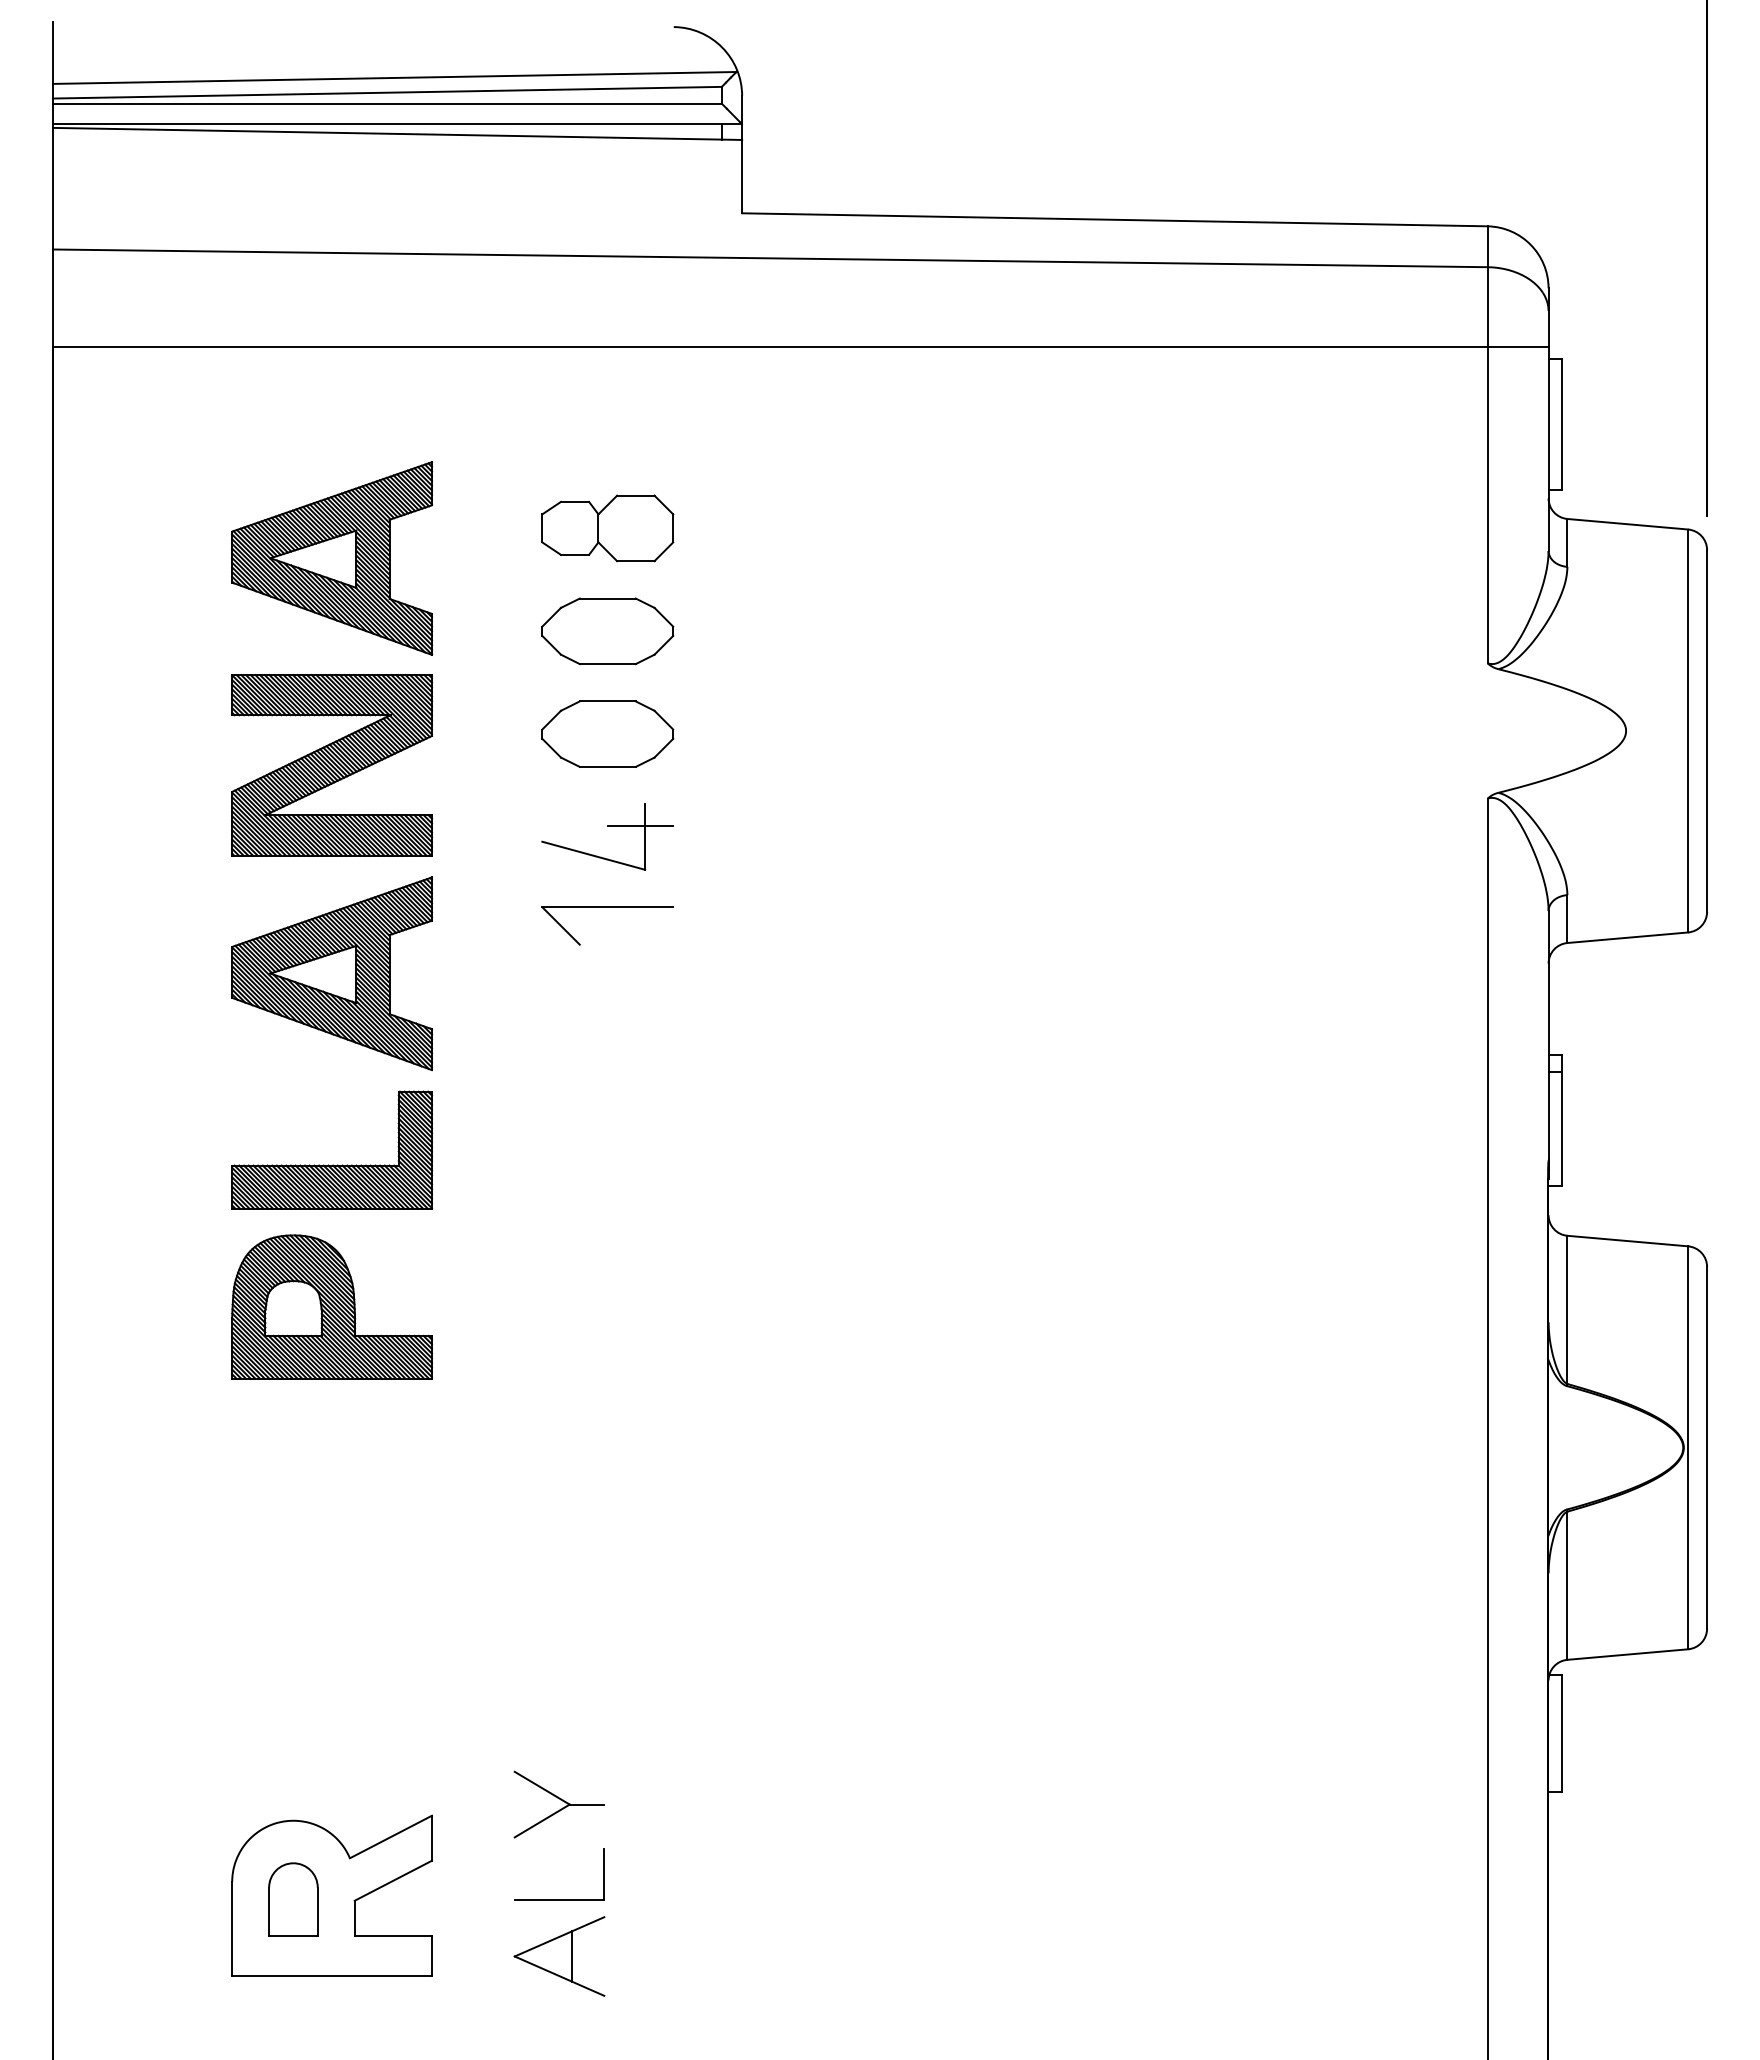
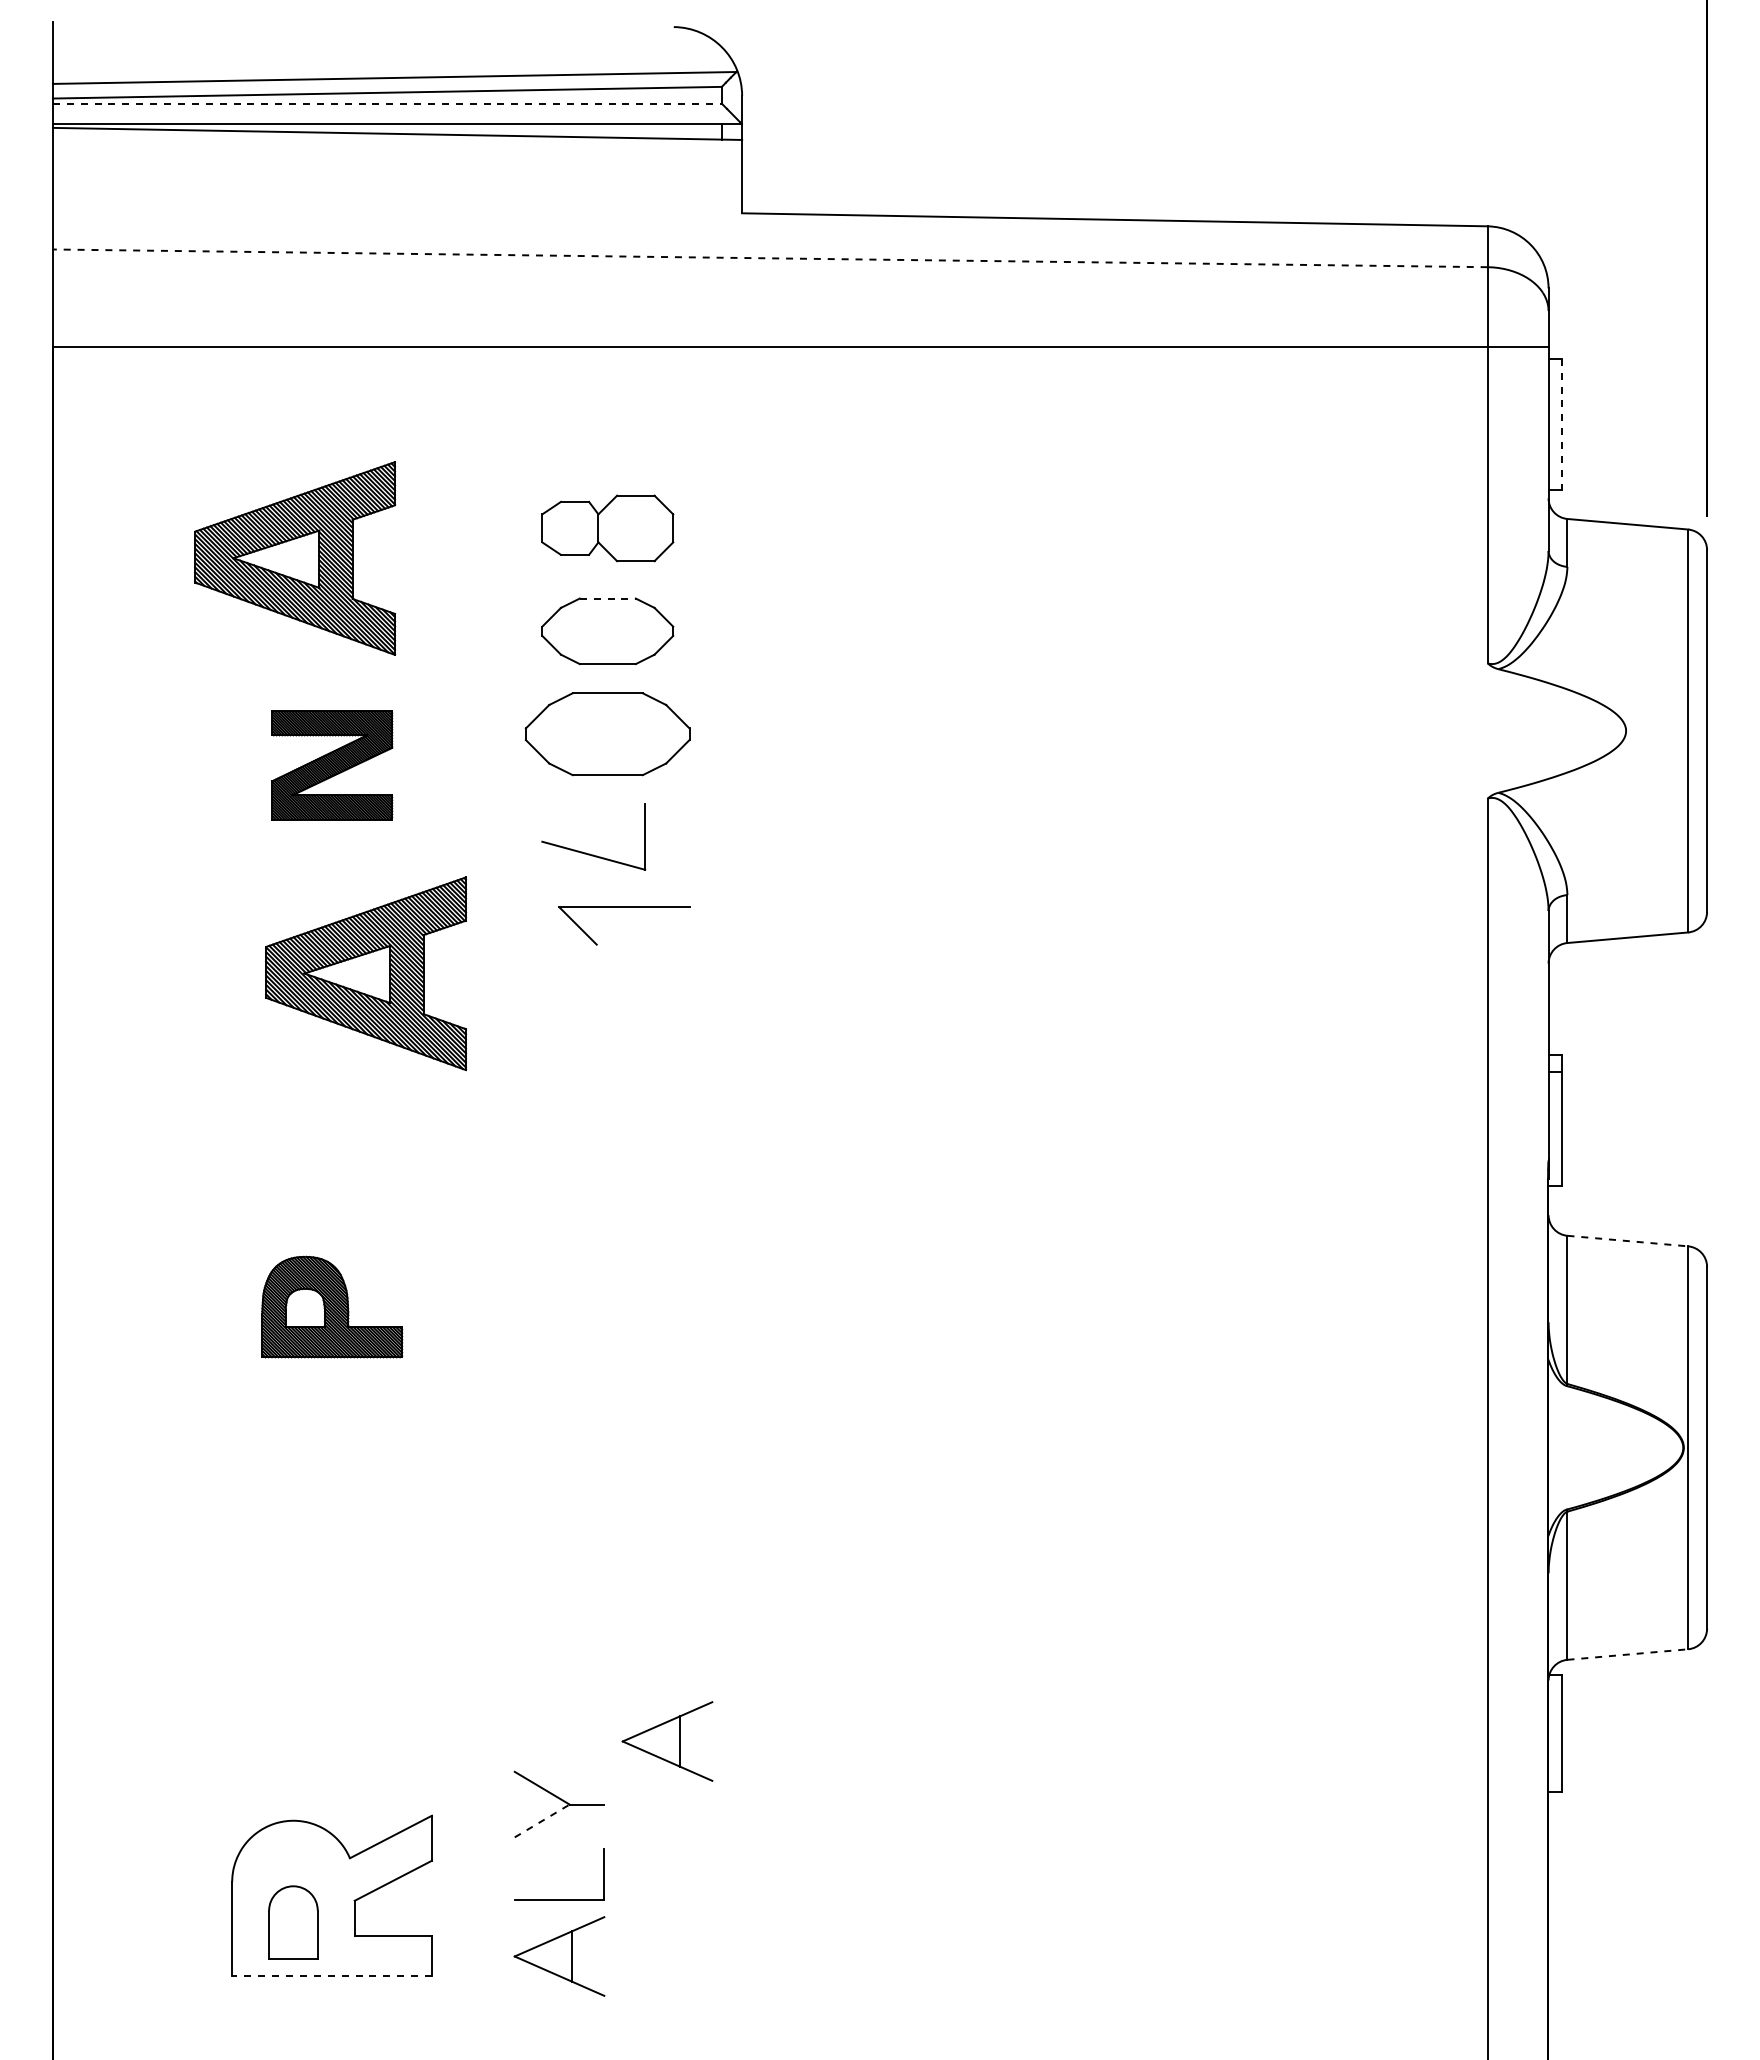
line: solid -> dashed (387, 103)
line: solid -> dashed (769, 258)
line: solid -> dashed (1562, 424)
part position: (332, 558) -> (295, 558) (295, 558)
line: solid -> dashed (608, 598)
part size: 134x68 px -> 167x85 px (607, 734)
part size: 203x183 px -> 123x111 px (332, 765)
line: present -> none (640, 826)
part position: (607, 907) -> (624, 907) (624, 907)
part position: (332, 973) -> (366, 973) (366, 973)
part: present -> none (332, 1164)
line: solid -> dashed (1627, 1241)
part size: 203x146 px -> 143x104 px (332, 1306)
line: solid -> dashed (1627, 1654)
part: none -> present (667, 1741)
line: solid -> dashed (542, 1820)
part position: (293, 1899) -> (293, 1922) (293, 1922)
line: solid -> dashed (332, 1975)
